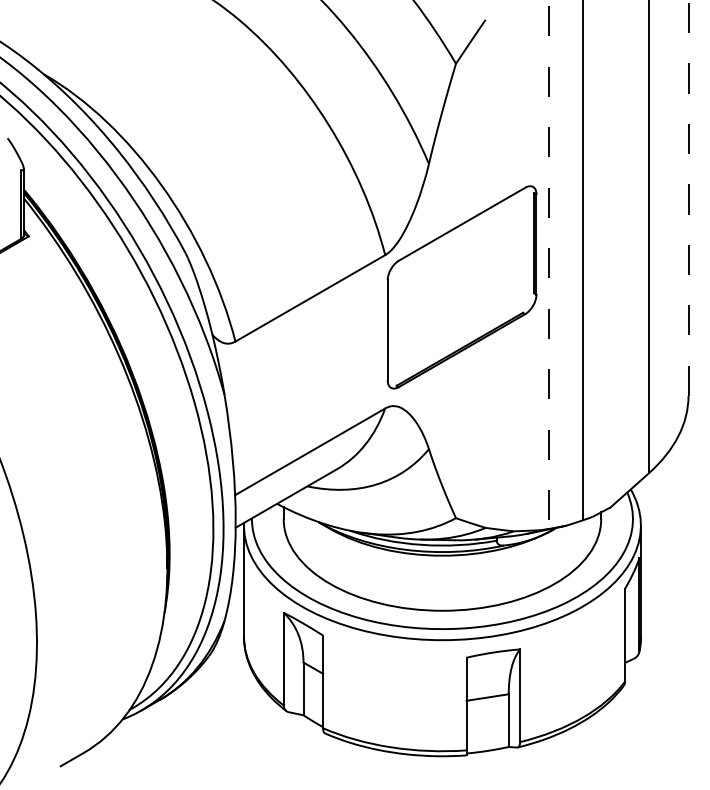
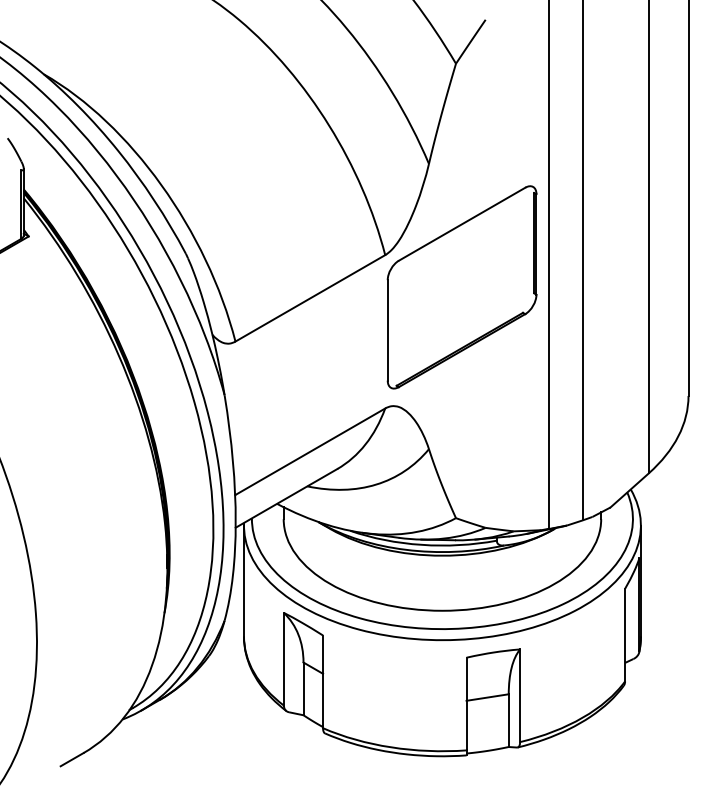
line: dashed -> solid (688, 198)
line: dashed -> solid (549, 265)
